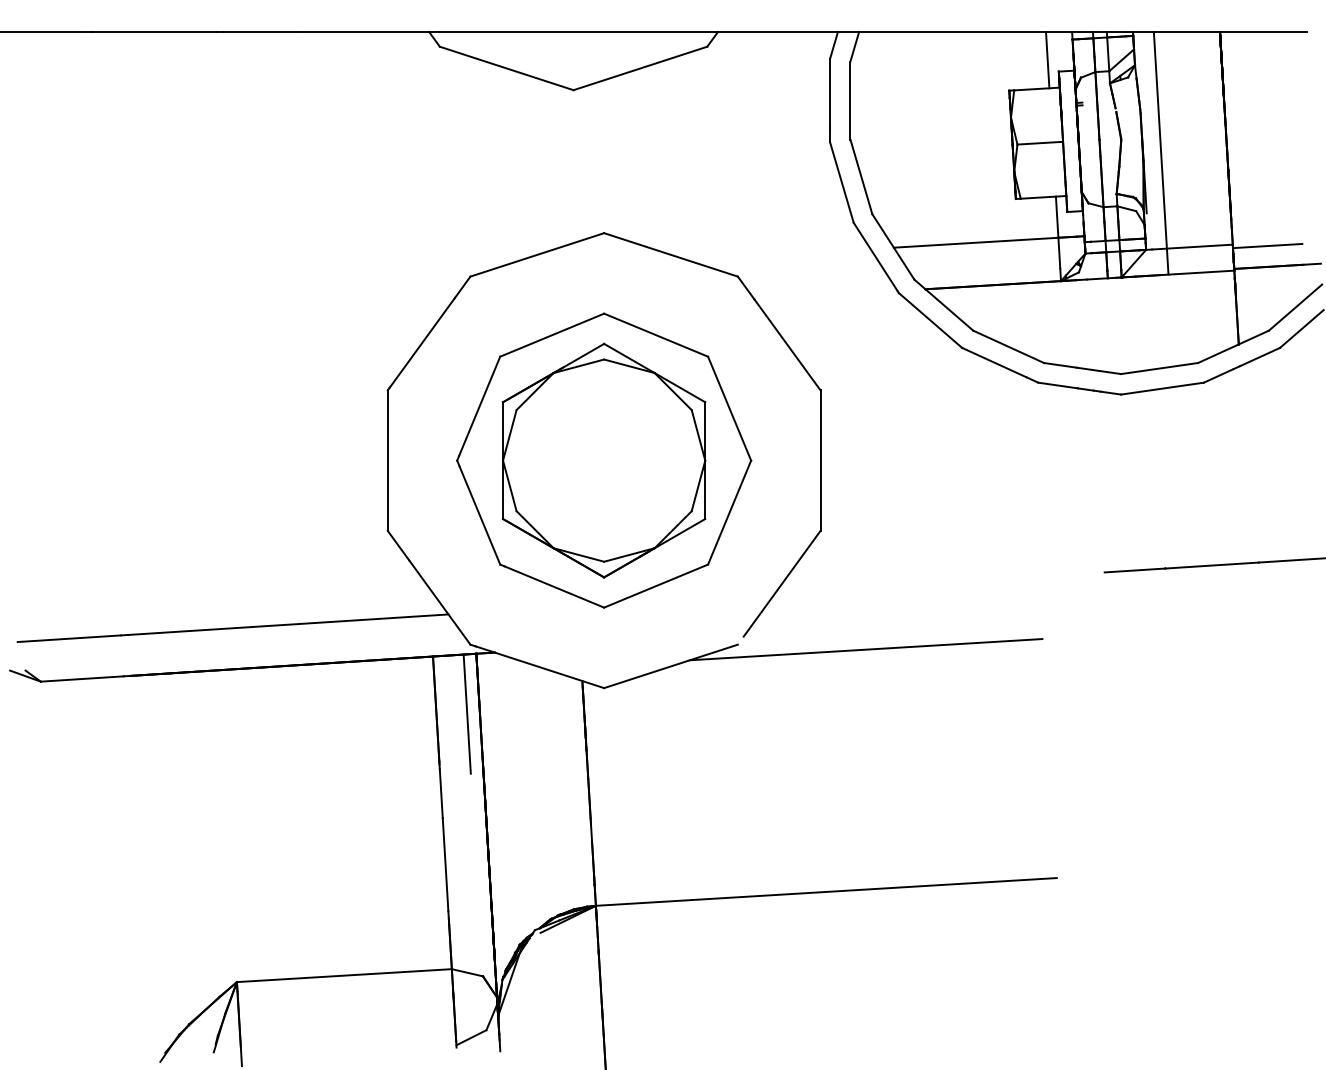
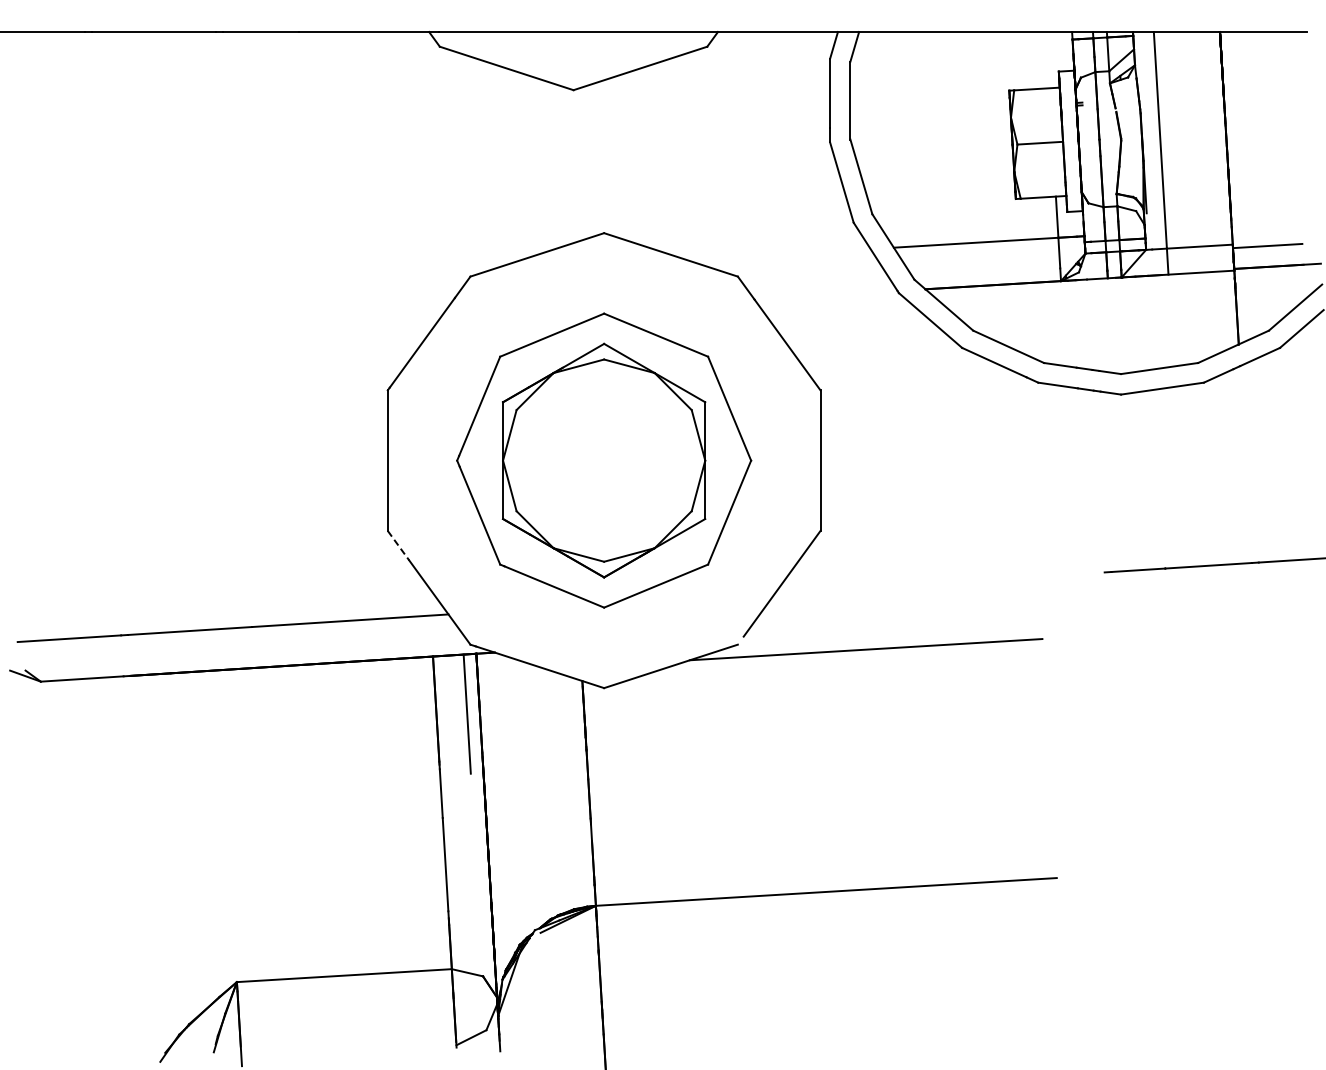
line: present -> none (1047, 60)
line: solid -> dashed (398, 546)
